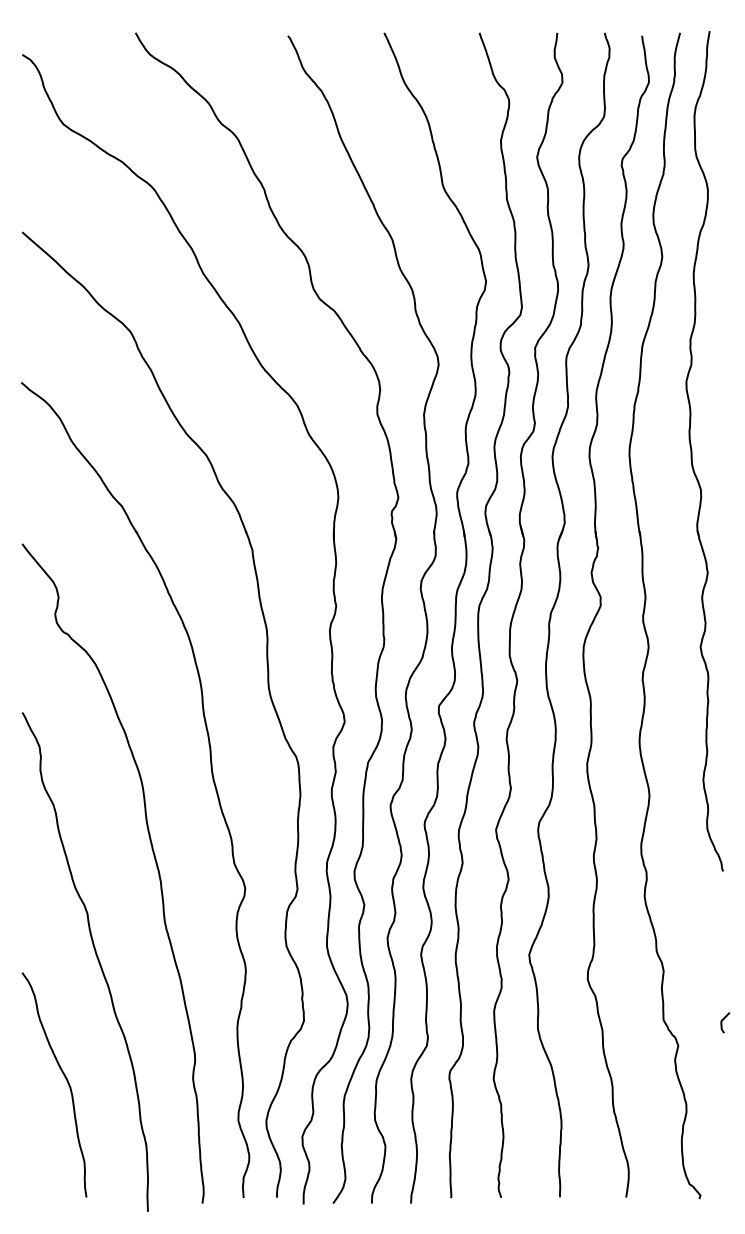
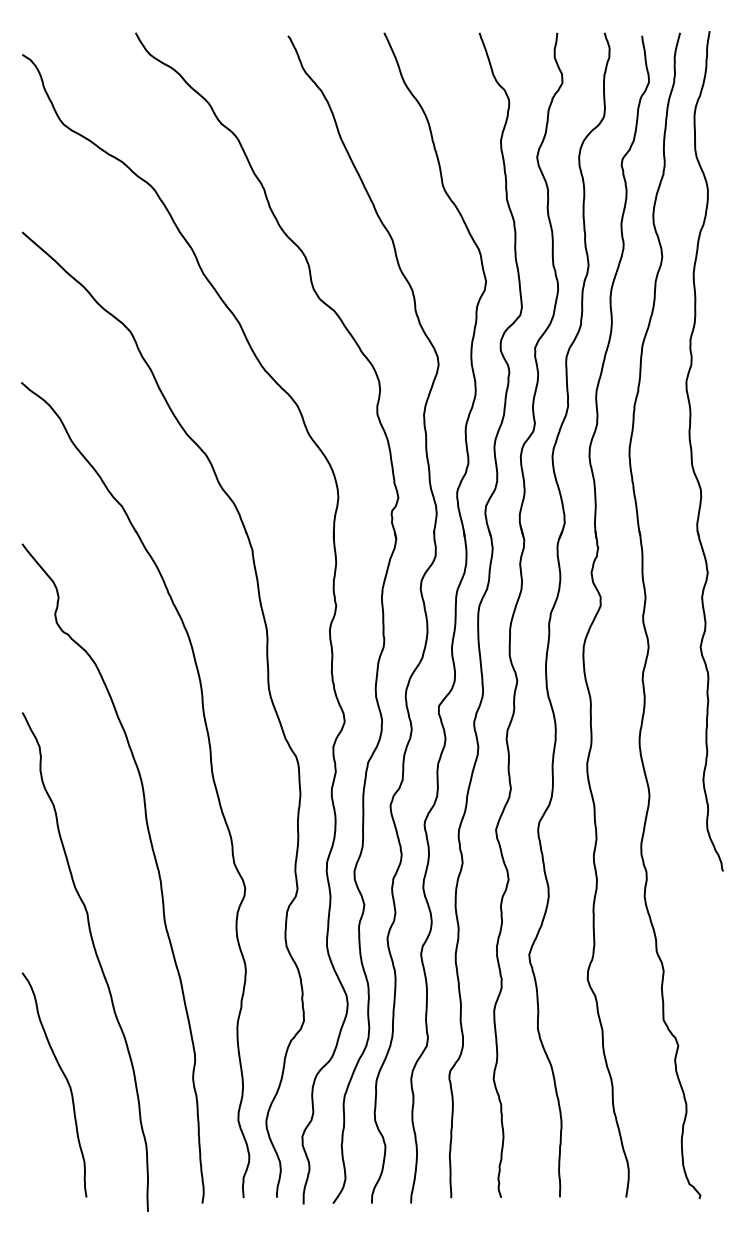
line: present -> none (723, 1020)
